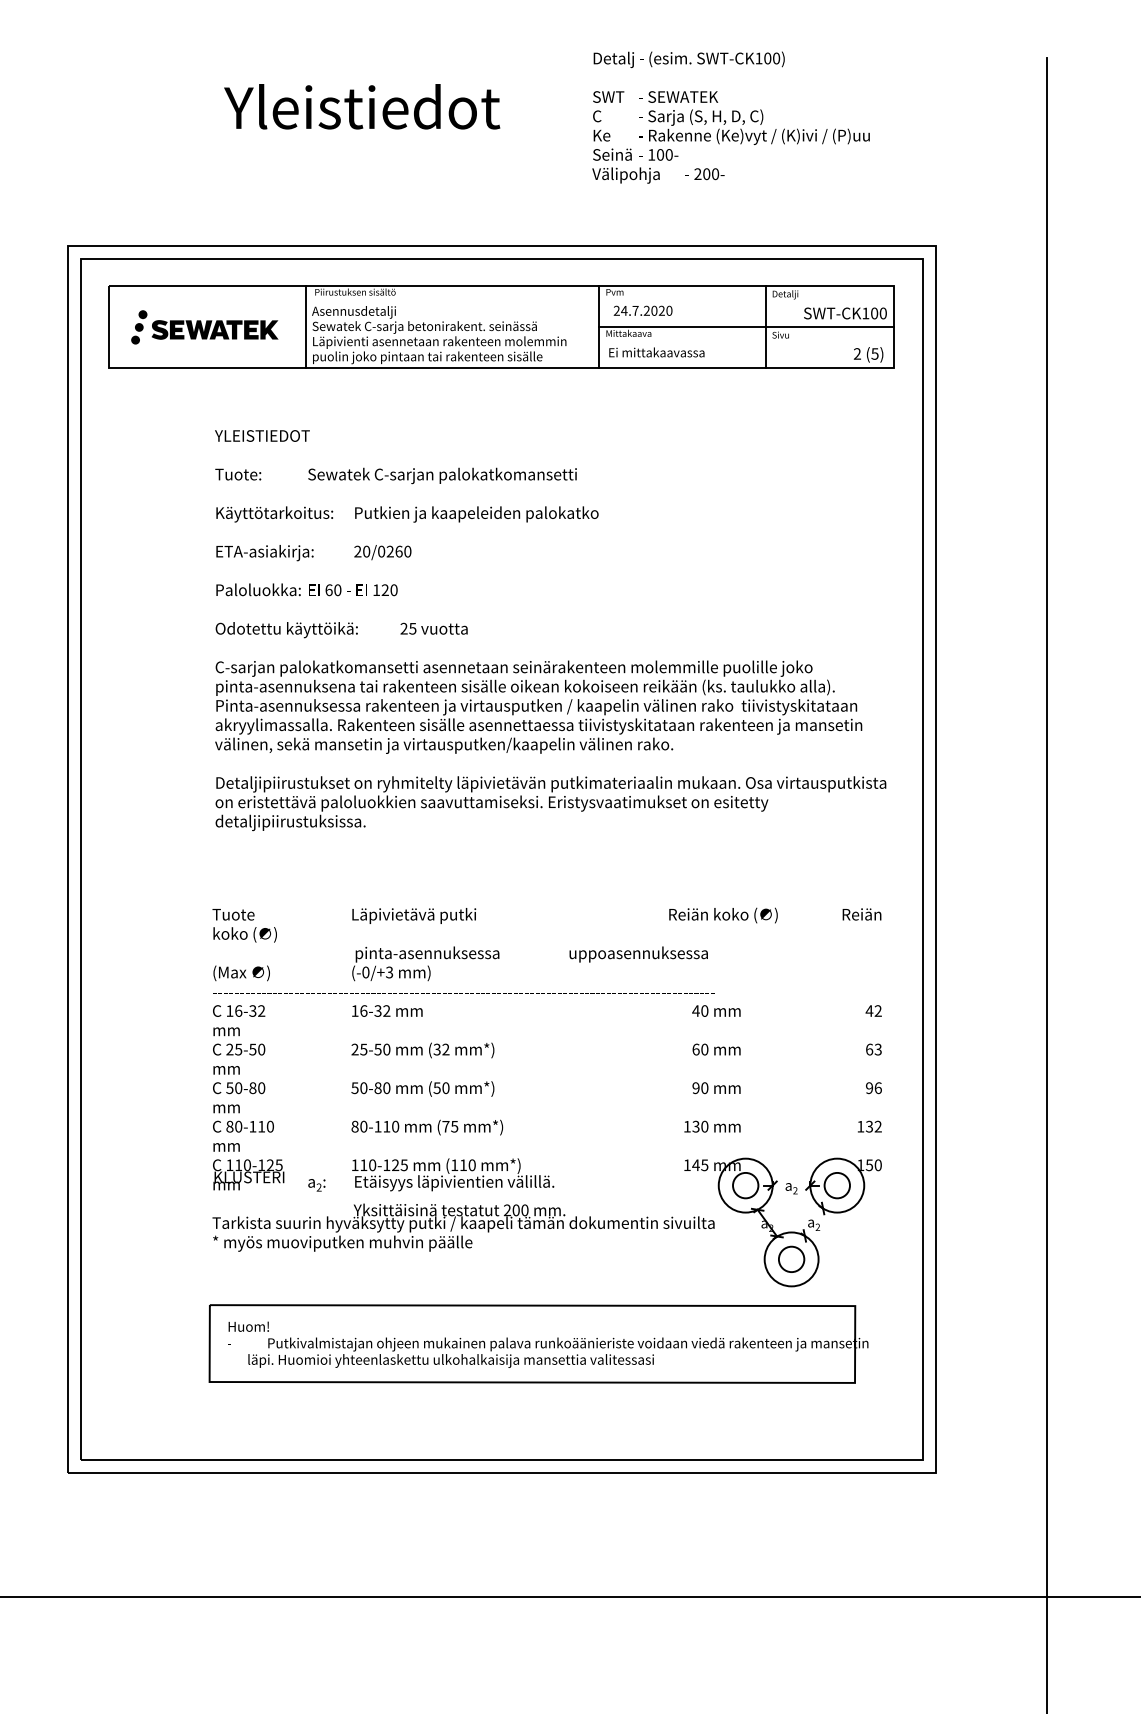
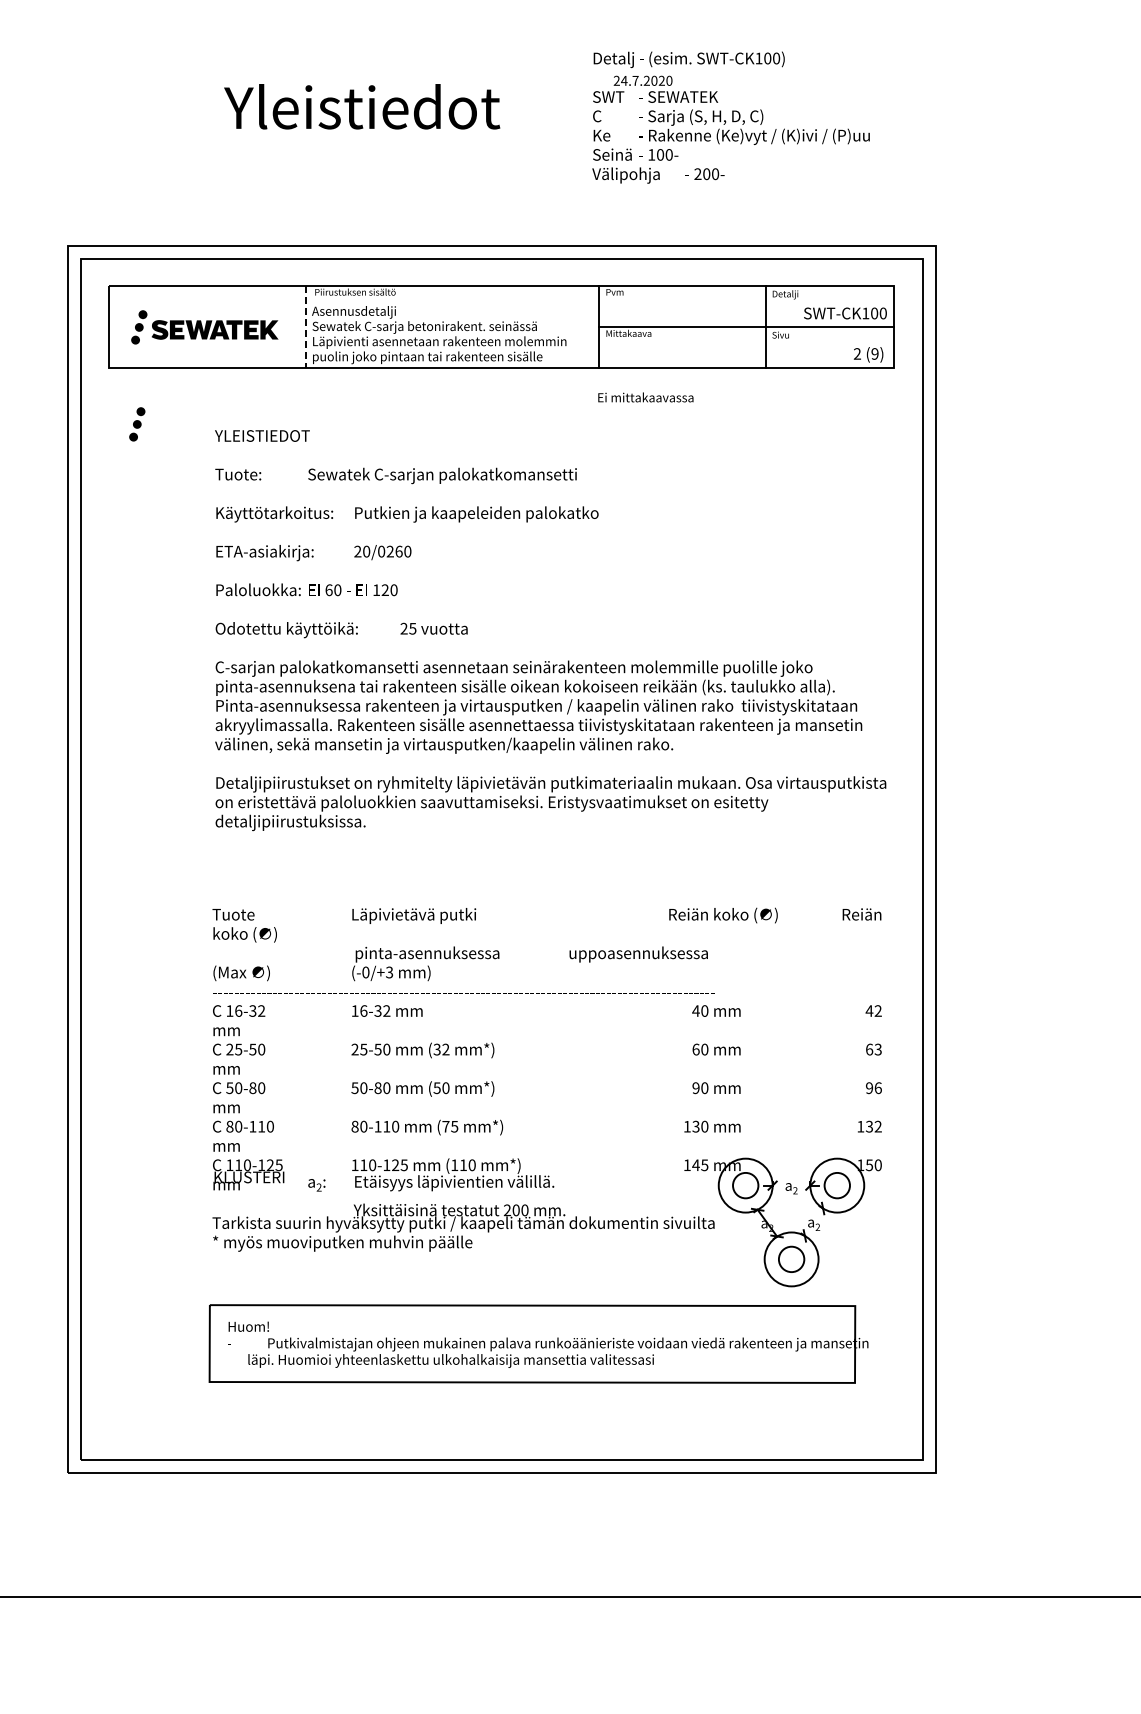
text position: (642, 310) -> (642, 80) (642, 80)
line: solid -> dashed (305, 327)
text position: (656, 352) -> (645, 397) (645, 397)
text: (5) -> (9) (874, 353)
part: none -> present (137, 424)
line: present -> none (1047, 883)
